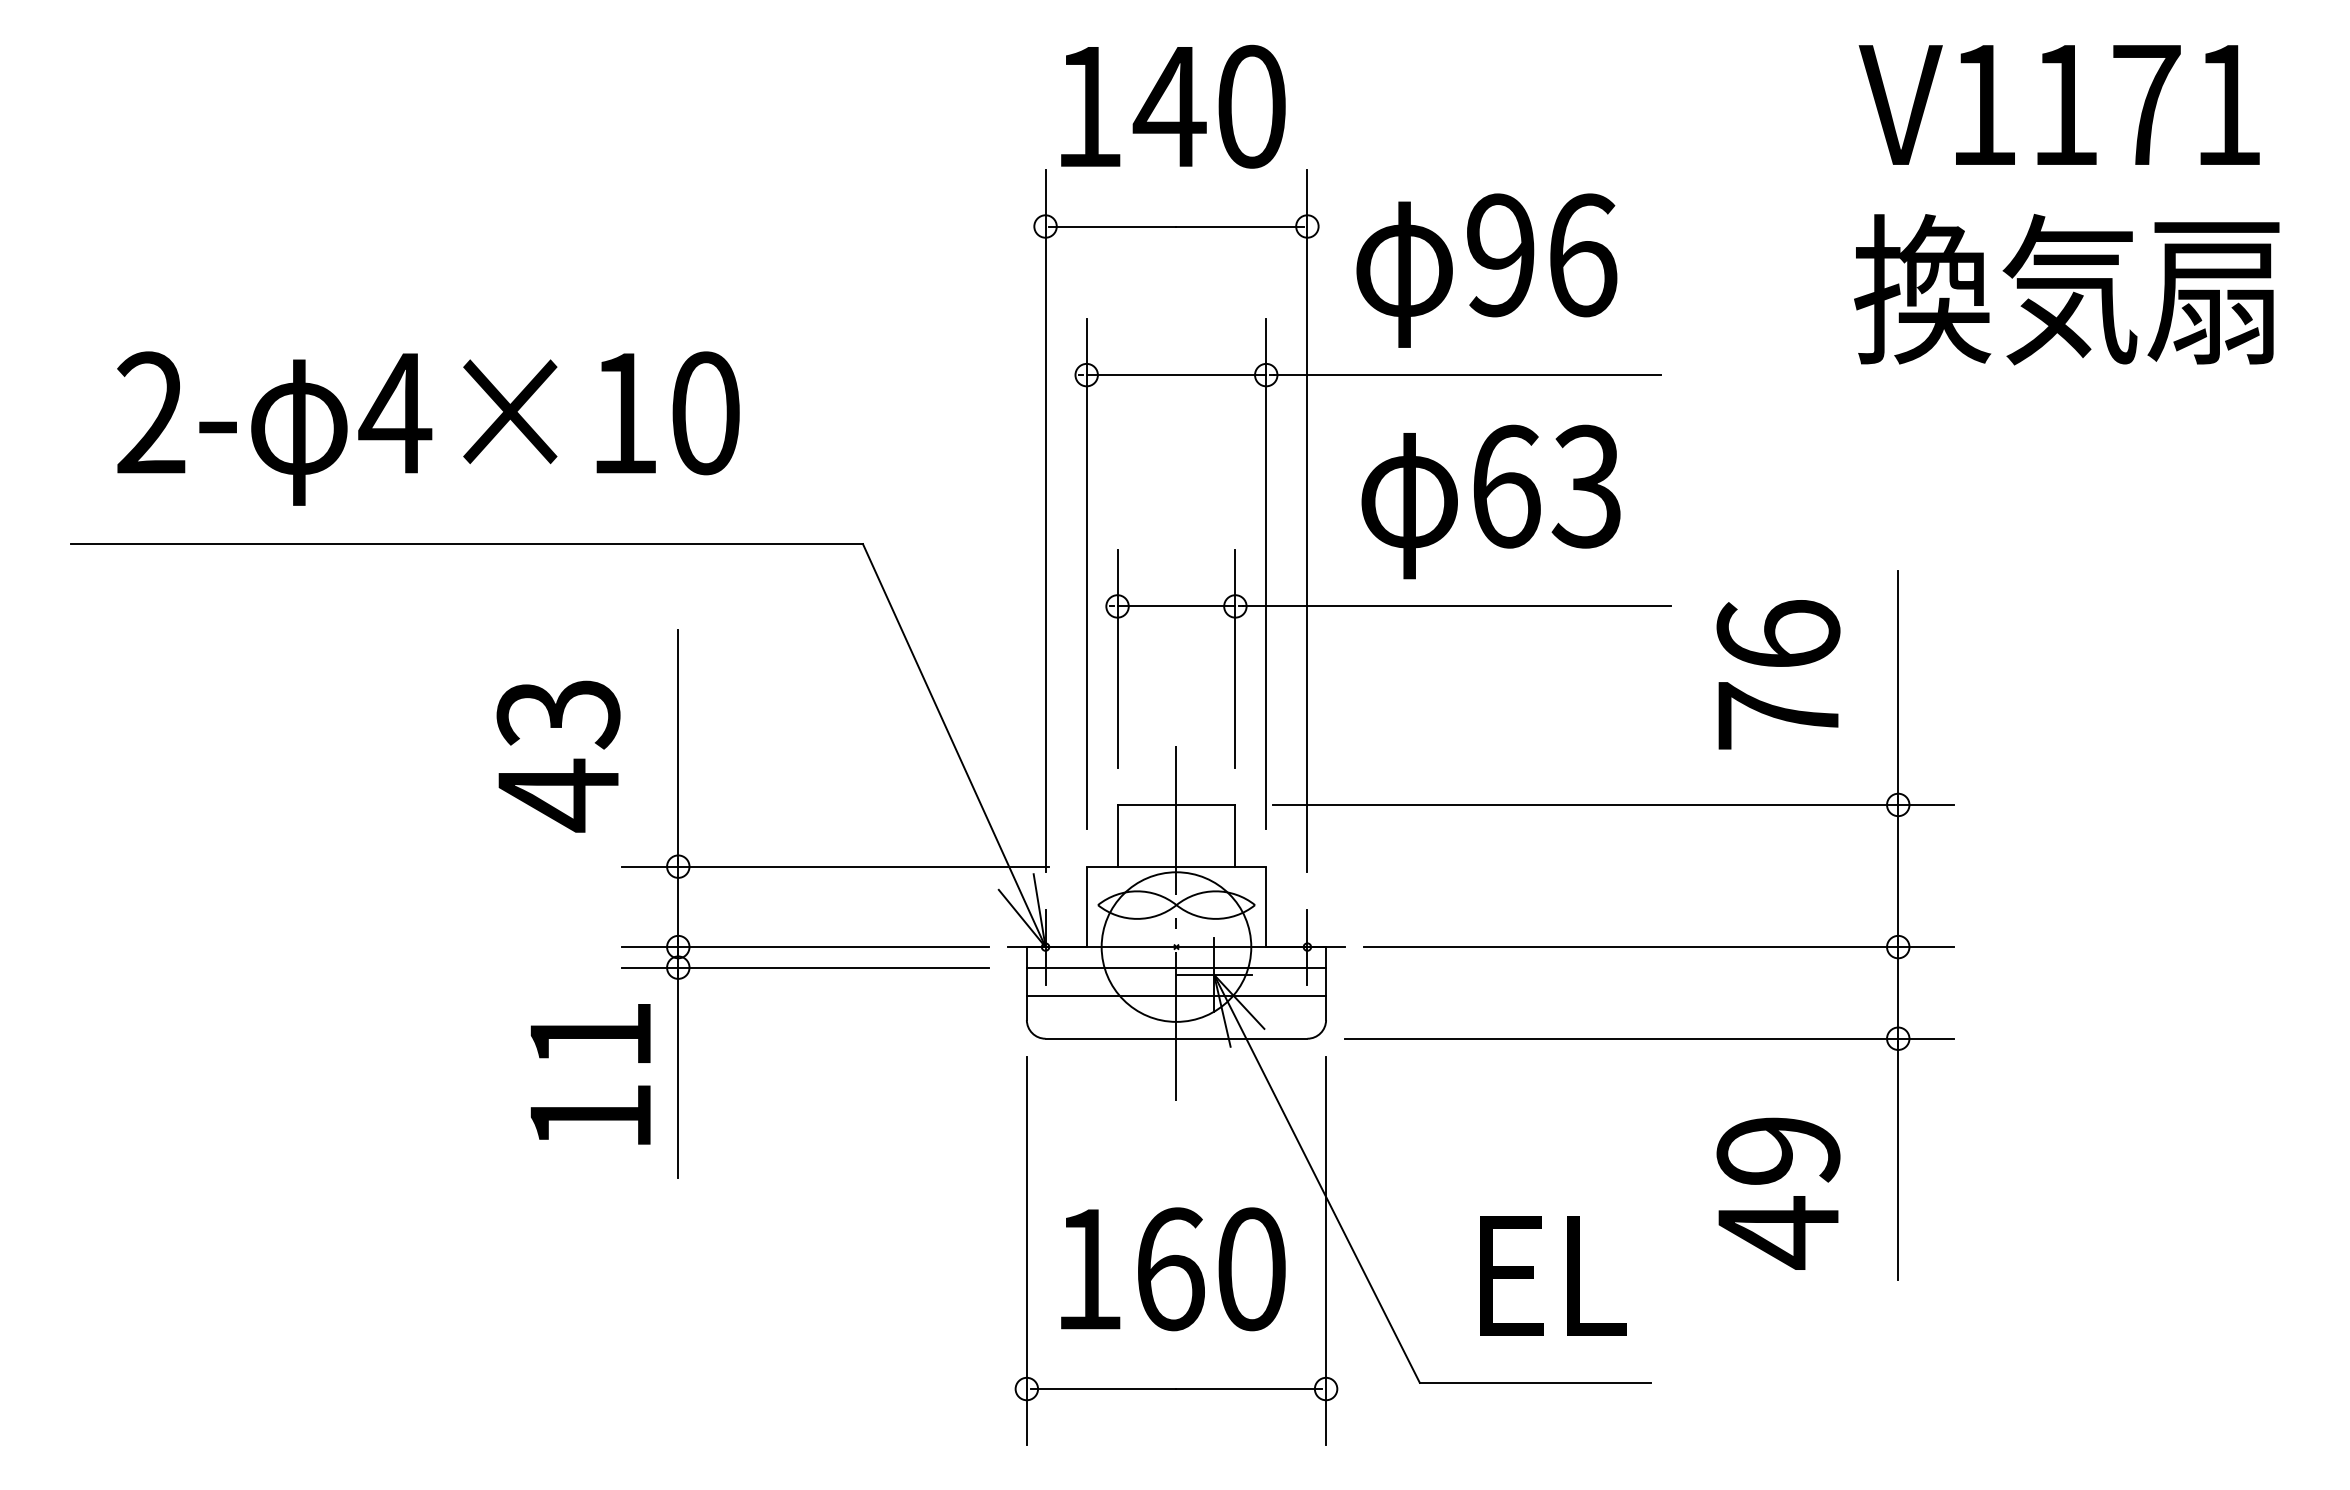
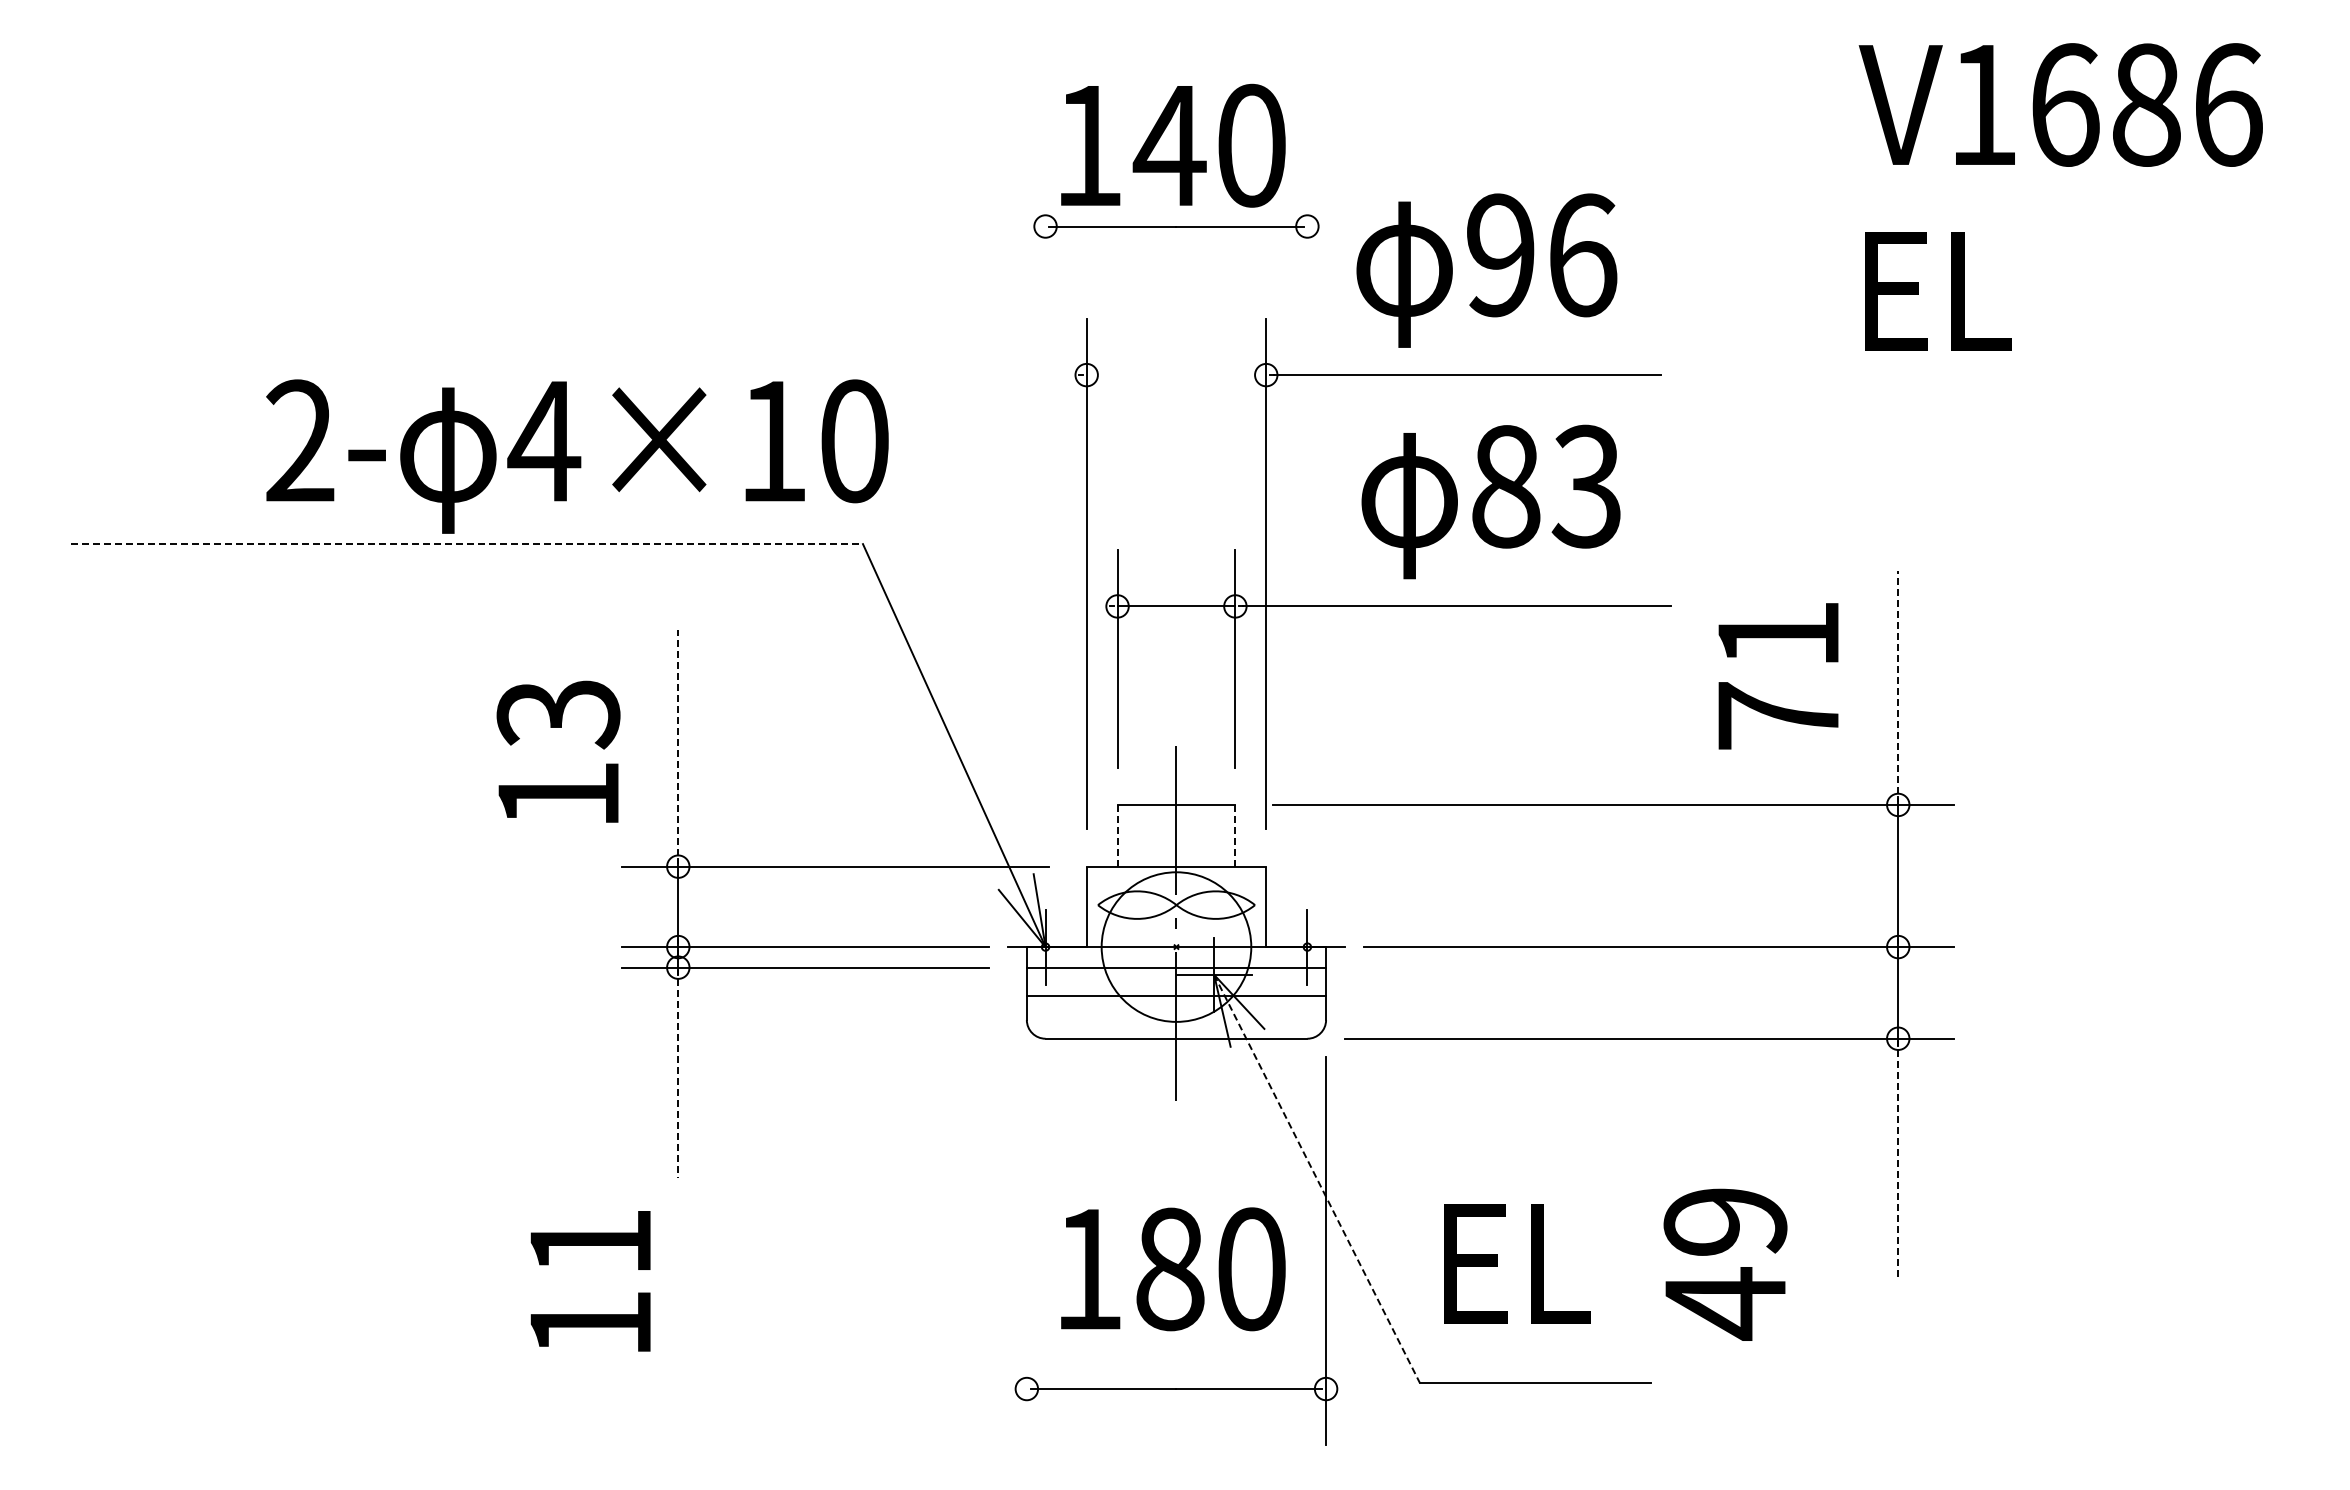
text: V1171 -> V1686 (2147, 104)
text position: (1173, 106) -> (1173, 145) (1173, 145)
text: 換気扇 -> EL (2066, 289)
line: present -> none (1176, 375)
text position: (428, 428) -> (577, 456) (577, 456)
text: 63 -> 83 (1506, 486)
line: present -> none (1045, 521)
line: present -> none (1307, 521)
line: solid -> dashed (467, 544)
text: 76 -> 71 (1778, 633)
line: solid -> dashed (1898, 687)
line: solid -> dashed (678, 747)
text: 43 -> 13 (558, 795)
line: solid -> dashed (1117, 835)
line: solid -> dashed (1235, 835)
line: solid -> dashed (678, 1073)
text position: (590, 1074) -> (590, 1281) (590, 1281)
line: solid -> dashed (1898, 1159)
line: solid -> dashed (1317, 1179)
text position: (1778, 1193) -> (1725, 1264) (1725, 1264)
line: present -> none (1026, 1251)
text: 160 -> 180 (1170, 1269)
text position: (1553, 1275) -> (1517, 1263) (1517, 1263)
